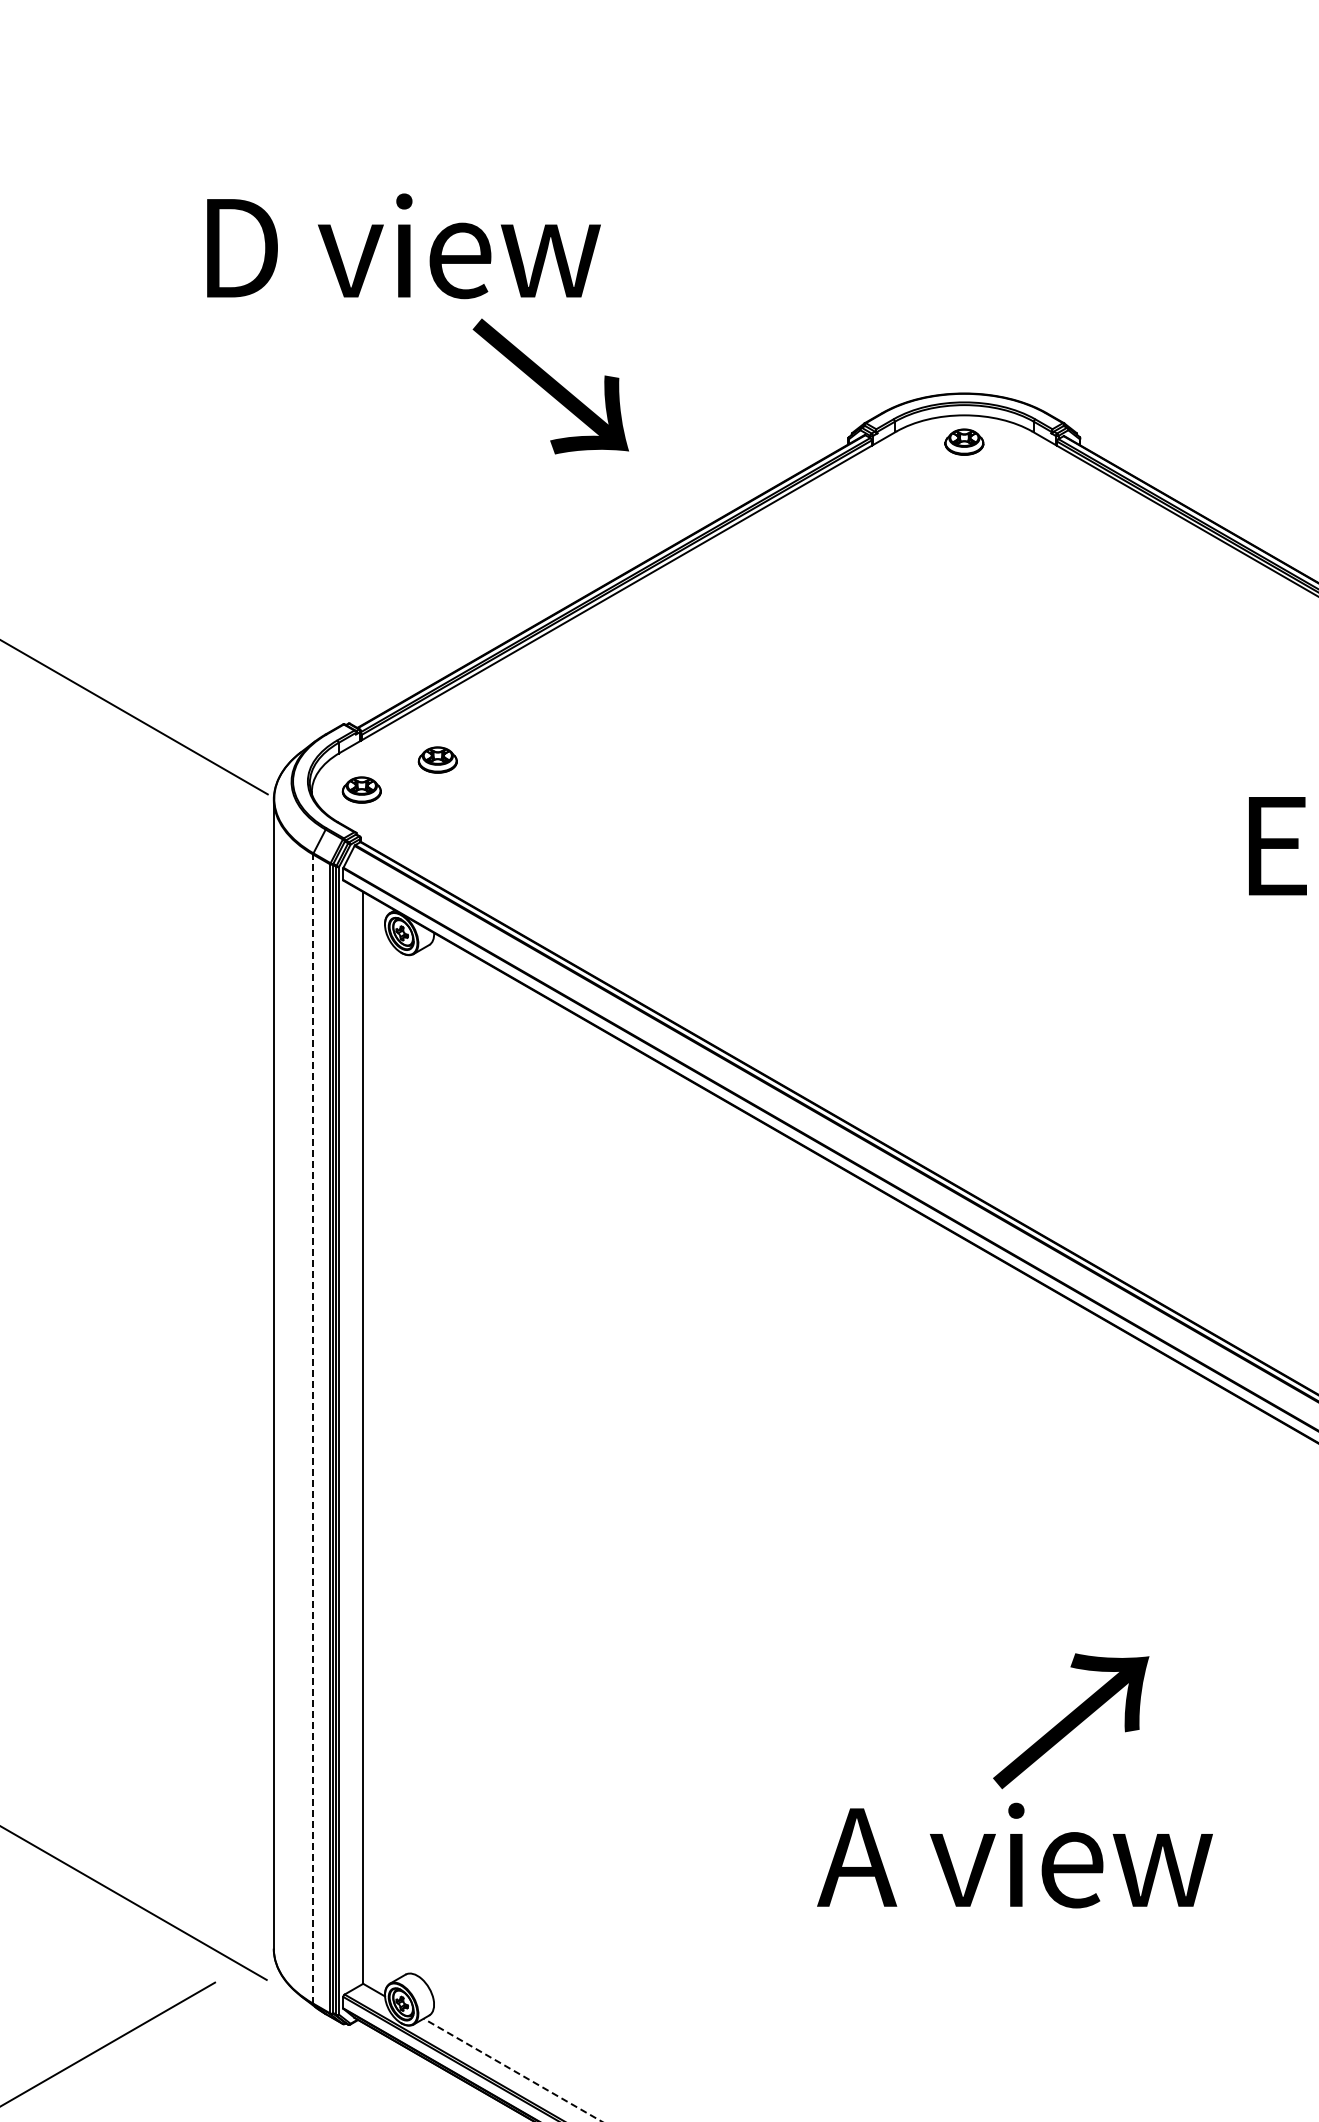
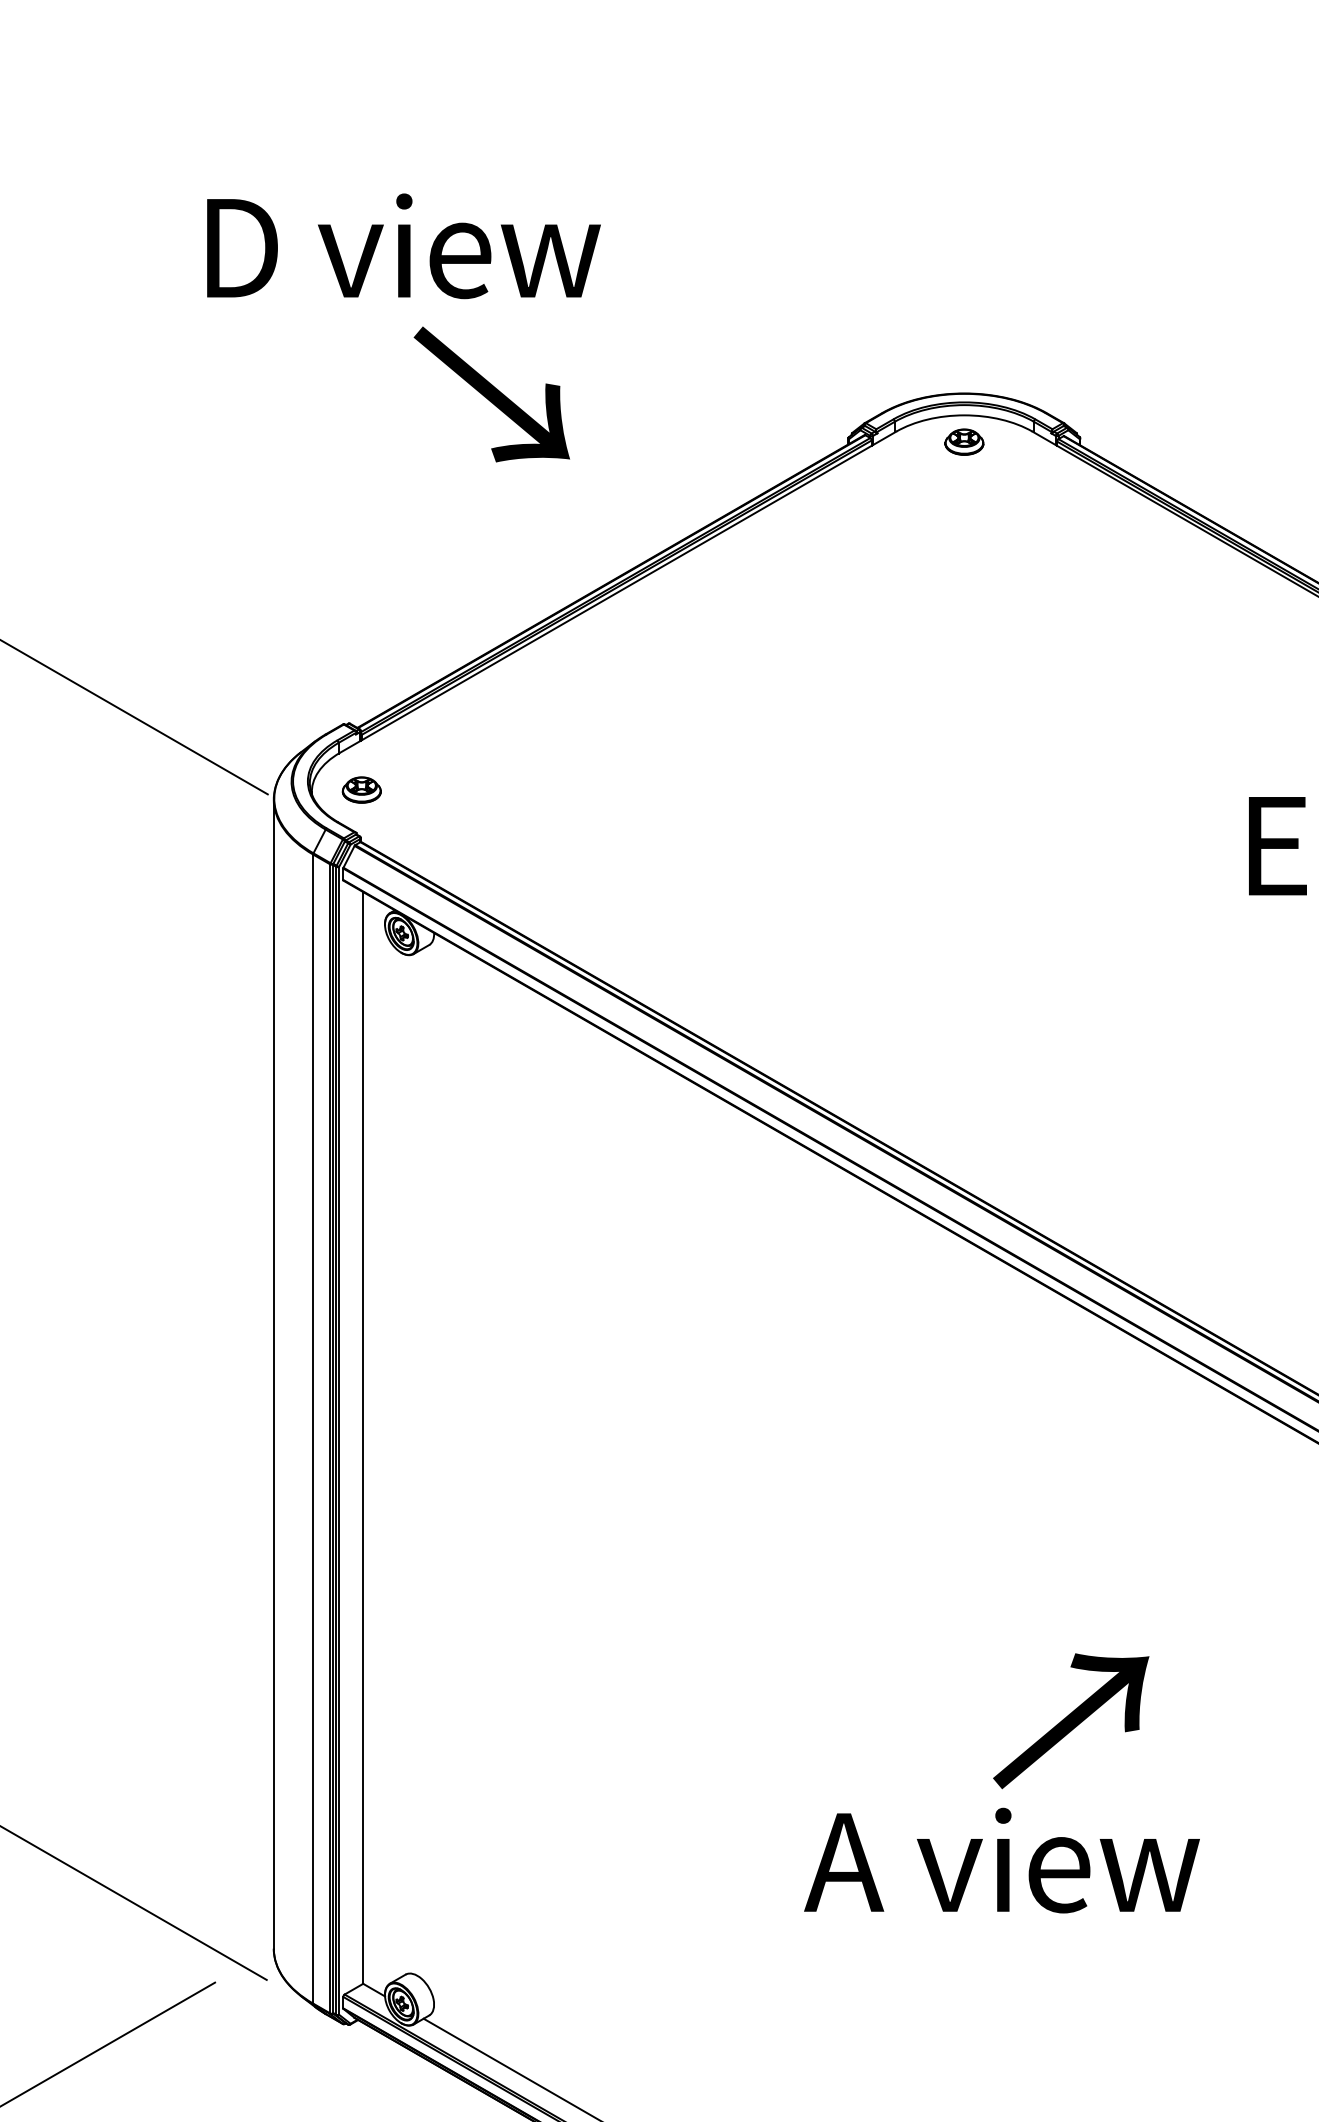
text position: (550, 386) -> (491, 394) (491, 394)
part: present -> none (437, 759)
line: dashed -> solid (313, 1429)
text position: (1014, 1855) -> (1001, 1860) (1001, 1860)
line: dashed -> solid (512, 2070)
